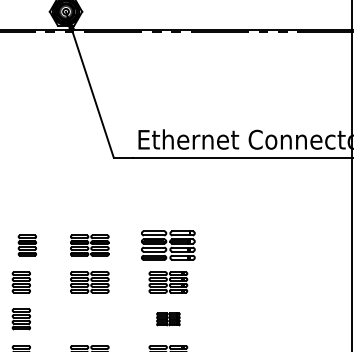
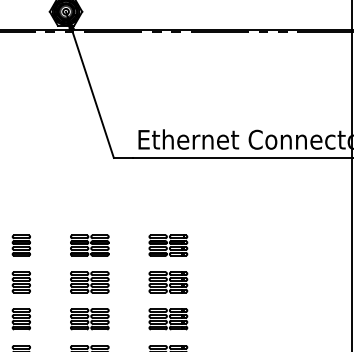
part position: (26, 245) -> (20, 245) (20, 245)
part size: 55x31 px -> 41x23 px (168, 245)
part: none -> present (89, 319)
part size: 25x15 px -> 41x23 px (168, 319)
